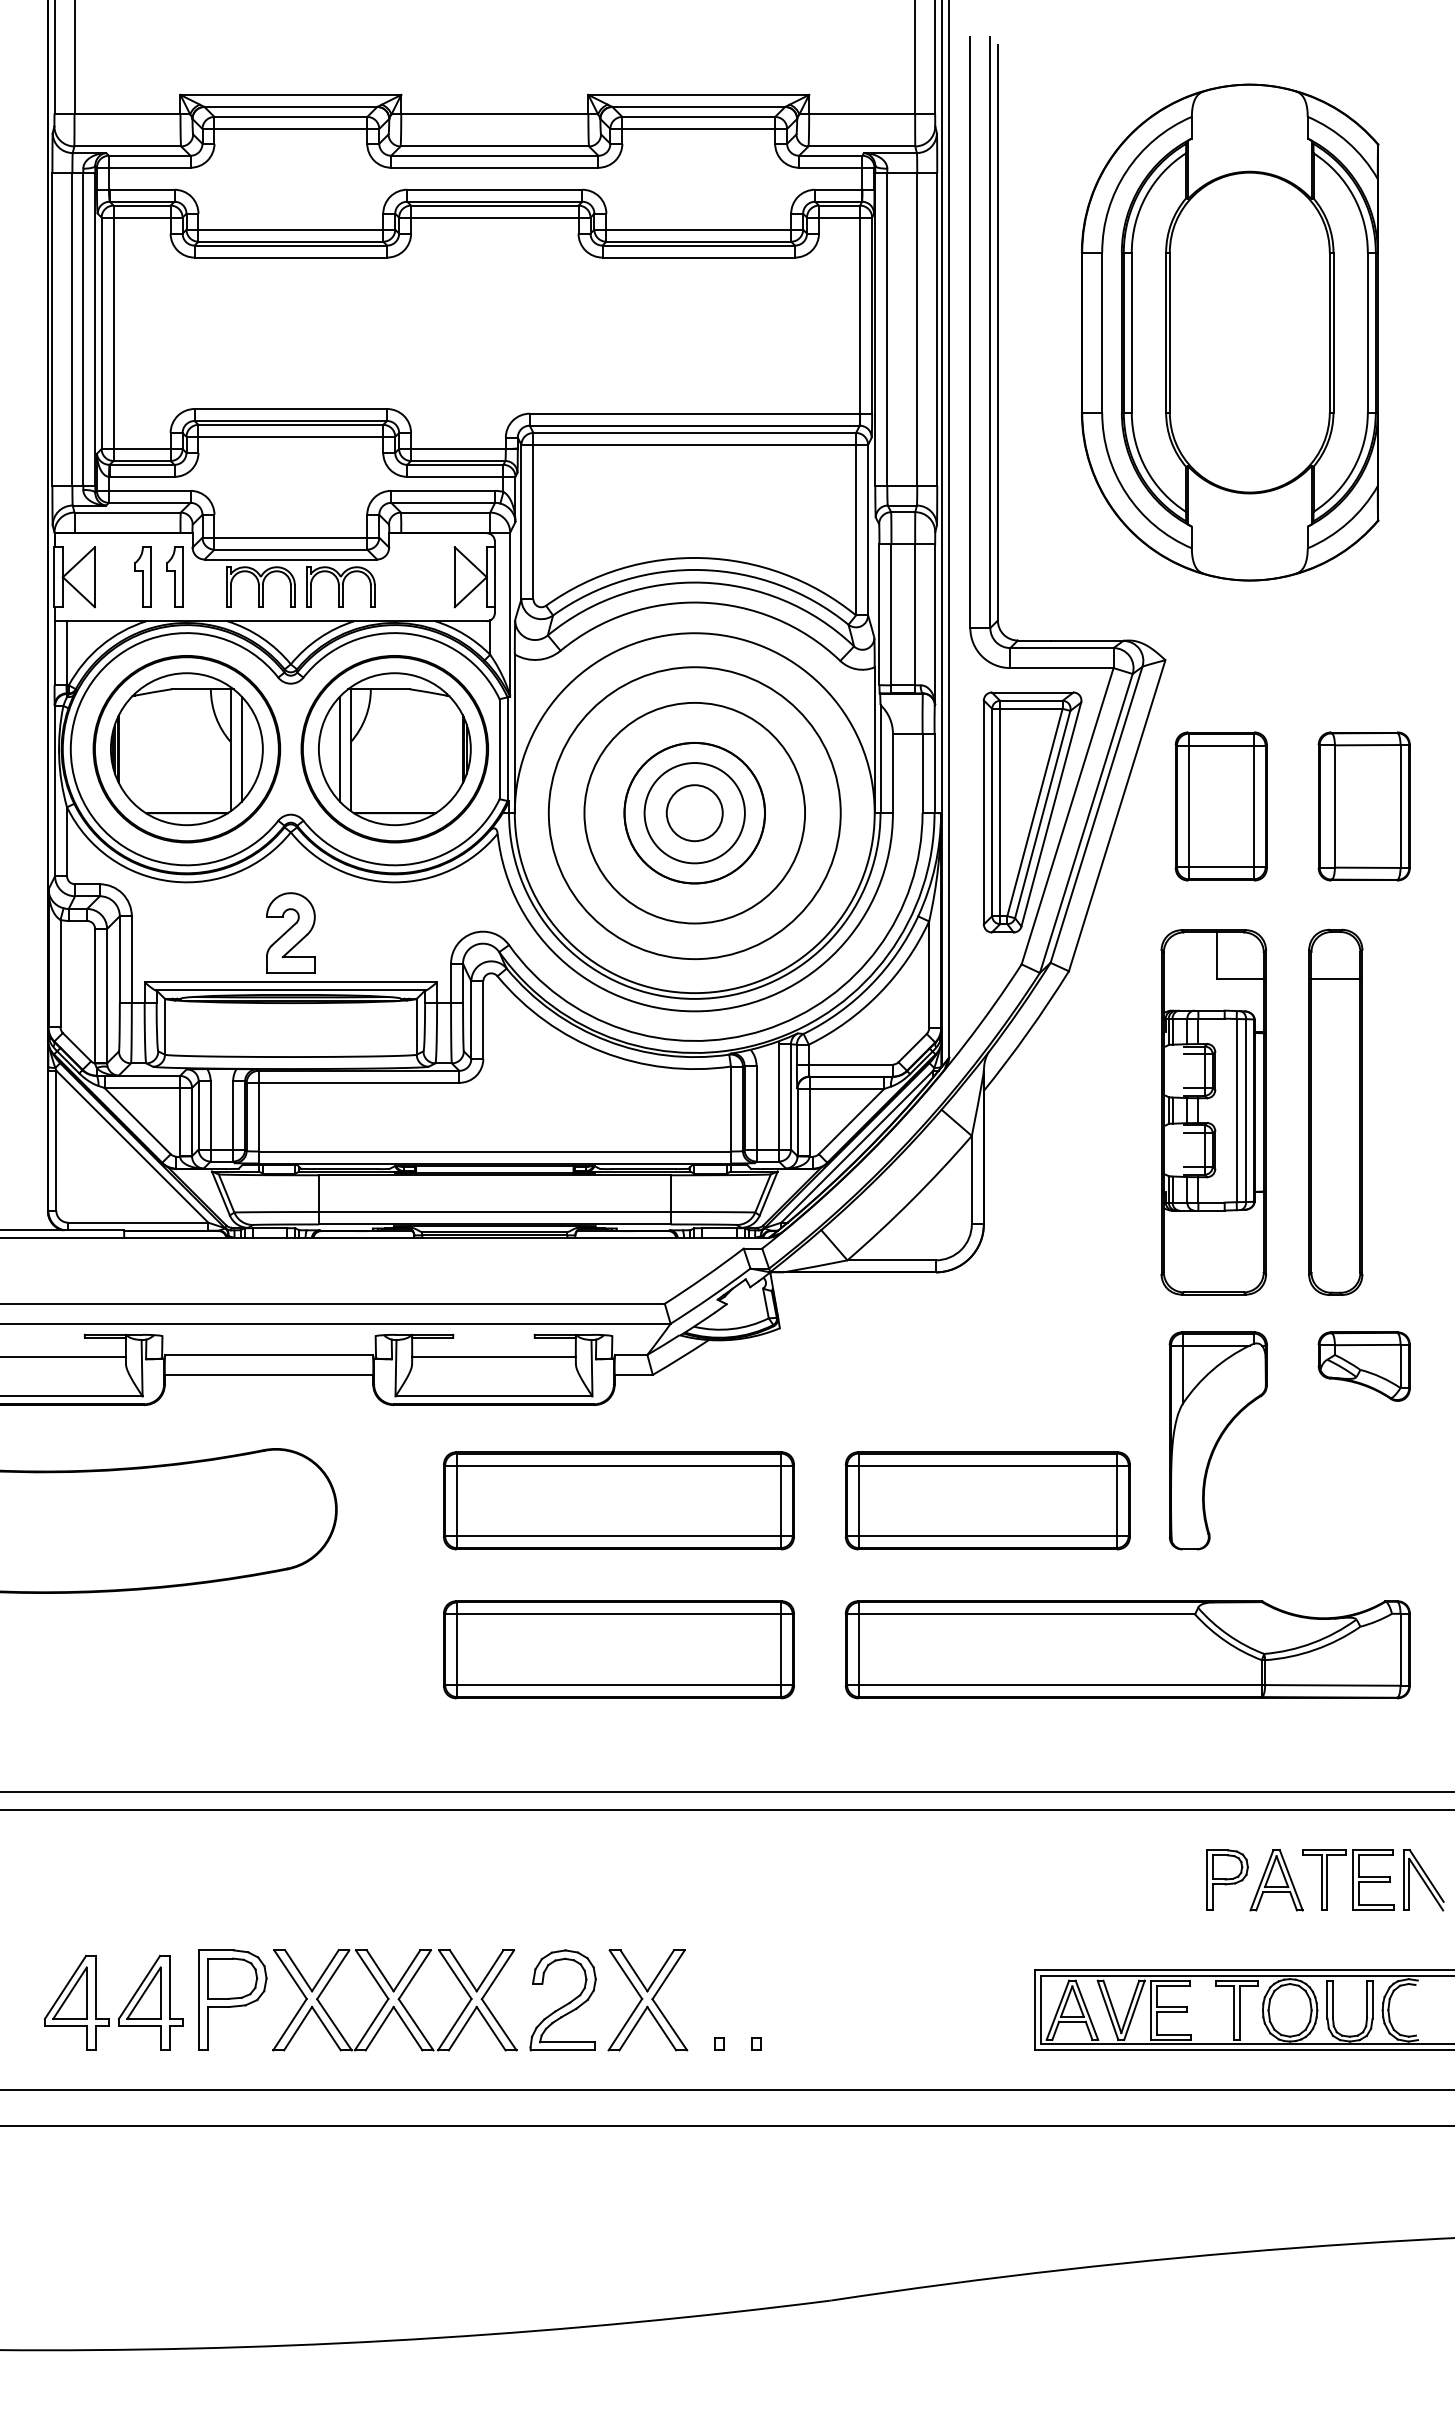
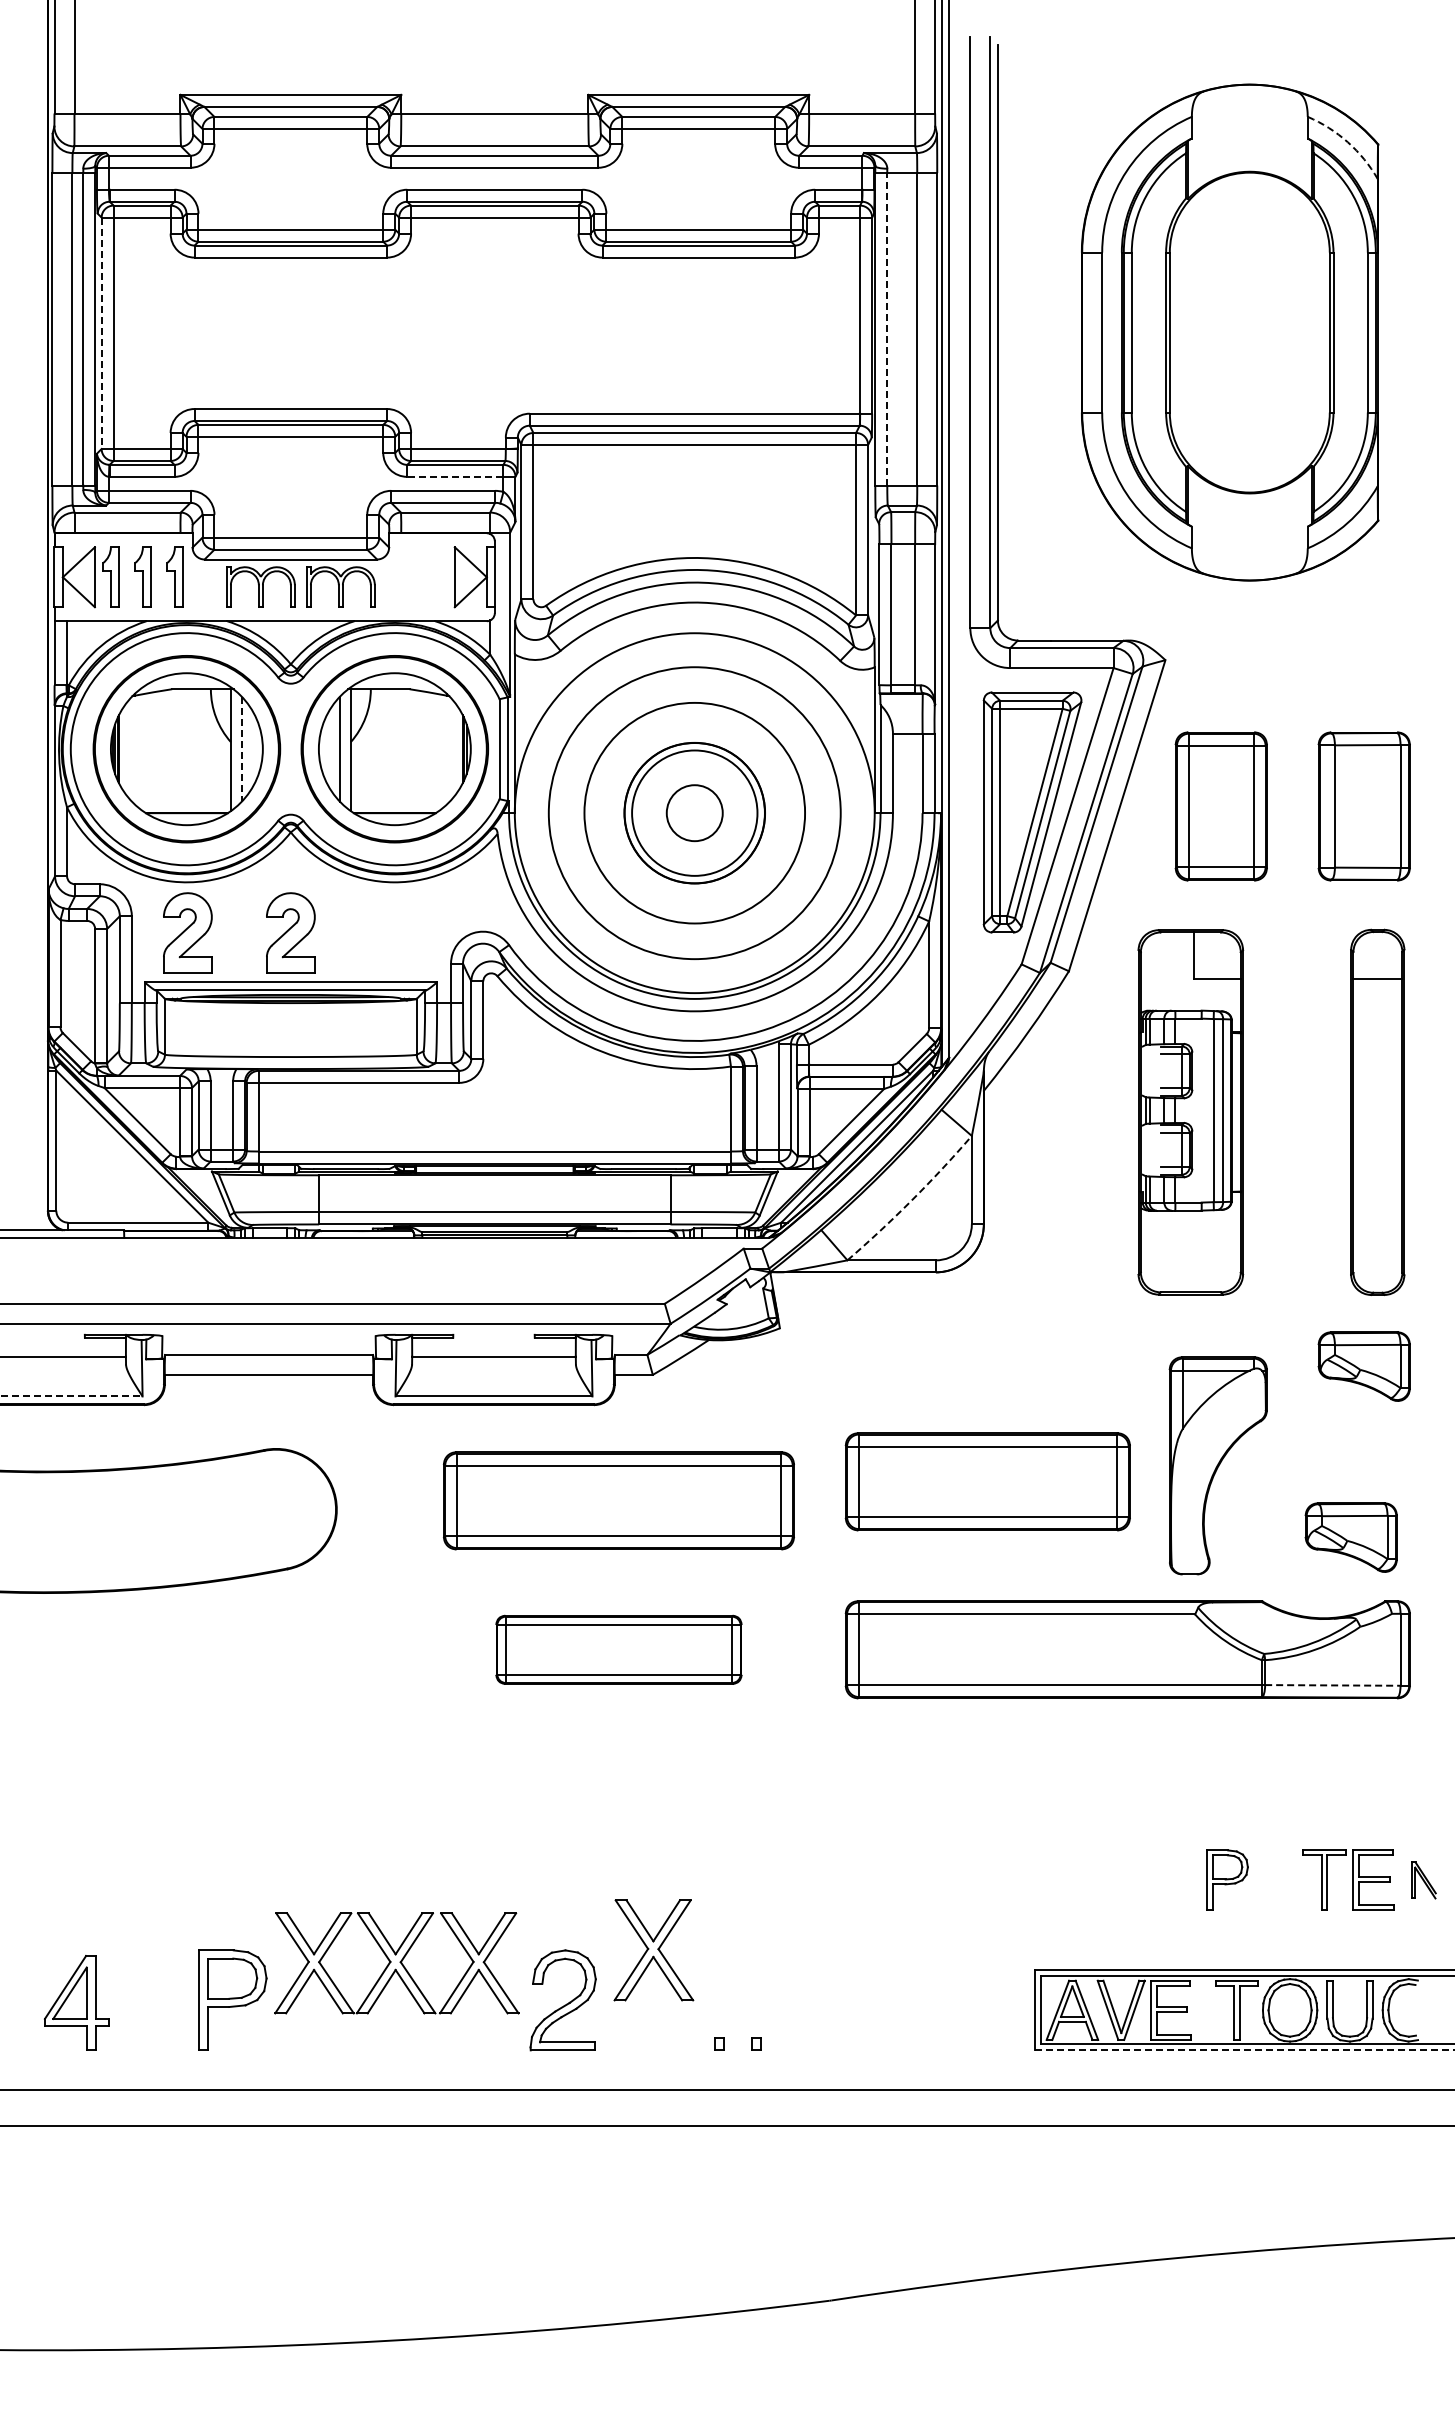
arc: solid -> dashed (1347, 142)
line: solid -> dashed (887, 328)
line: solid -> dashed (101, 333)
line: solid -> dashed (454, 476)
part: none -> present (110, 576)
line: solid -> dashed (241, 749)
circle diameter: 100 px -> 125 px (694, 812)
part: none -> present (187, 932)
part position: (1335, 1111) -> (1377, 1111) (1377, 1111)
part position: (1213, 1112) -> (1190, 1112) (1190, 1112)
arc: solid -> dashed (911, 1200)
line: solid -> dashed (71, 1396)
part position: (1217, 1440) -> (1217, 1465) (1217, 1465)
part position: (987, 1500) -> (987, 1481) (987, 1481)
part: none -> present (1350, 1537)
part size: 352x100 px -> 248x71 px (618, 1649)
line: solid -> dashed (1332, 1685)
line: present -> none (726, 1792)
line: present -> none (726, 1810)
part: present -> none (1276, 1880)
part size: 42x63 px -> 26x39 px (1423, 1880)
part position: (394, 2000) -> (396, 1963) (396, 1963)
part position: (647, 2000) -> (653, 1950) (653, 1950)
part: present -> none (150, 2002)
line: solid -> dashed (1244, 2050)
